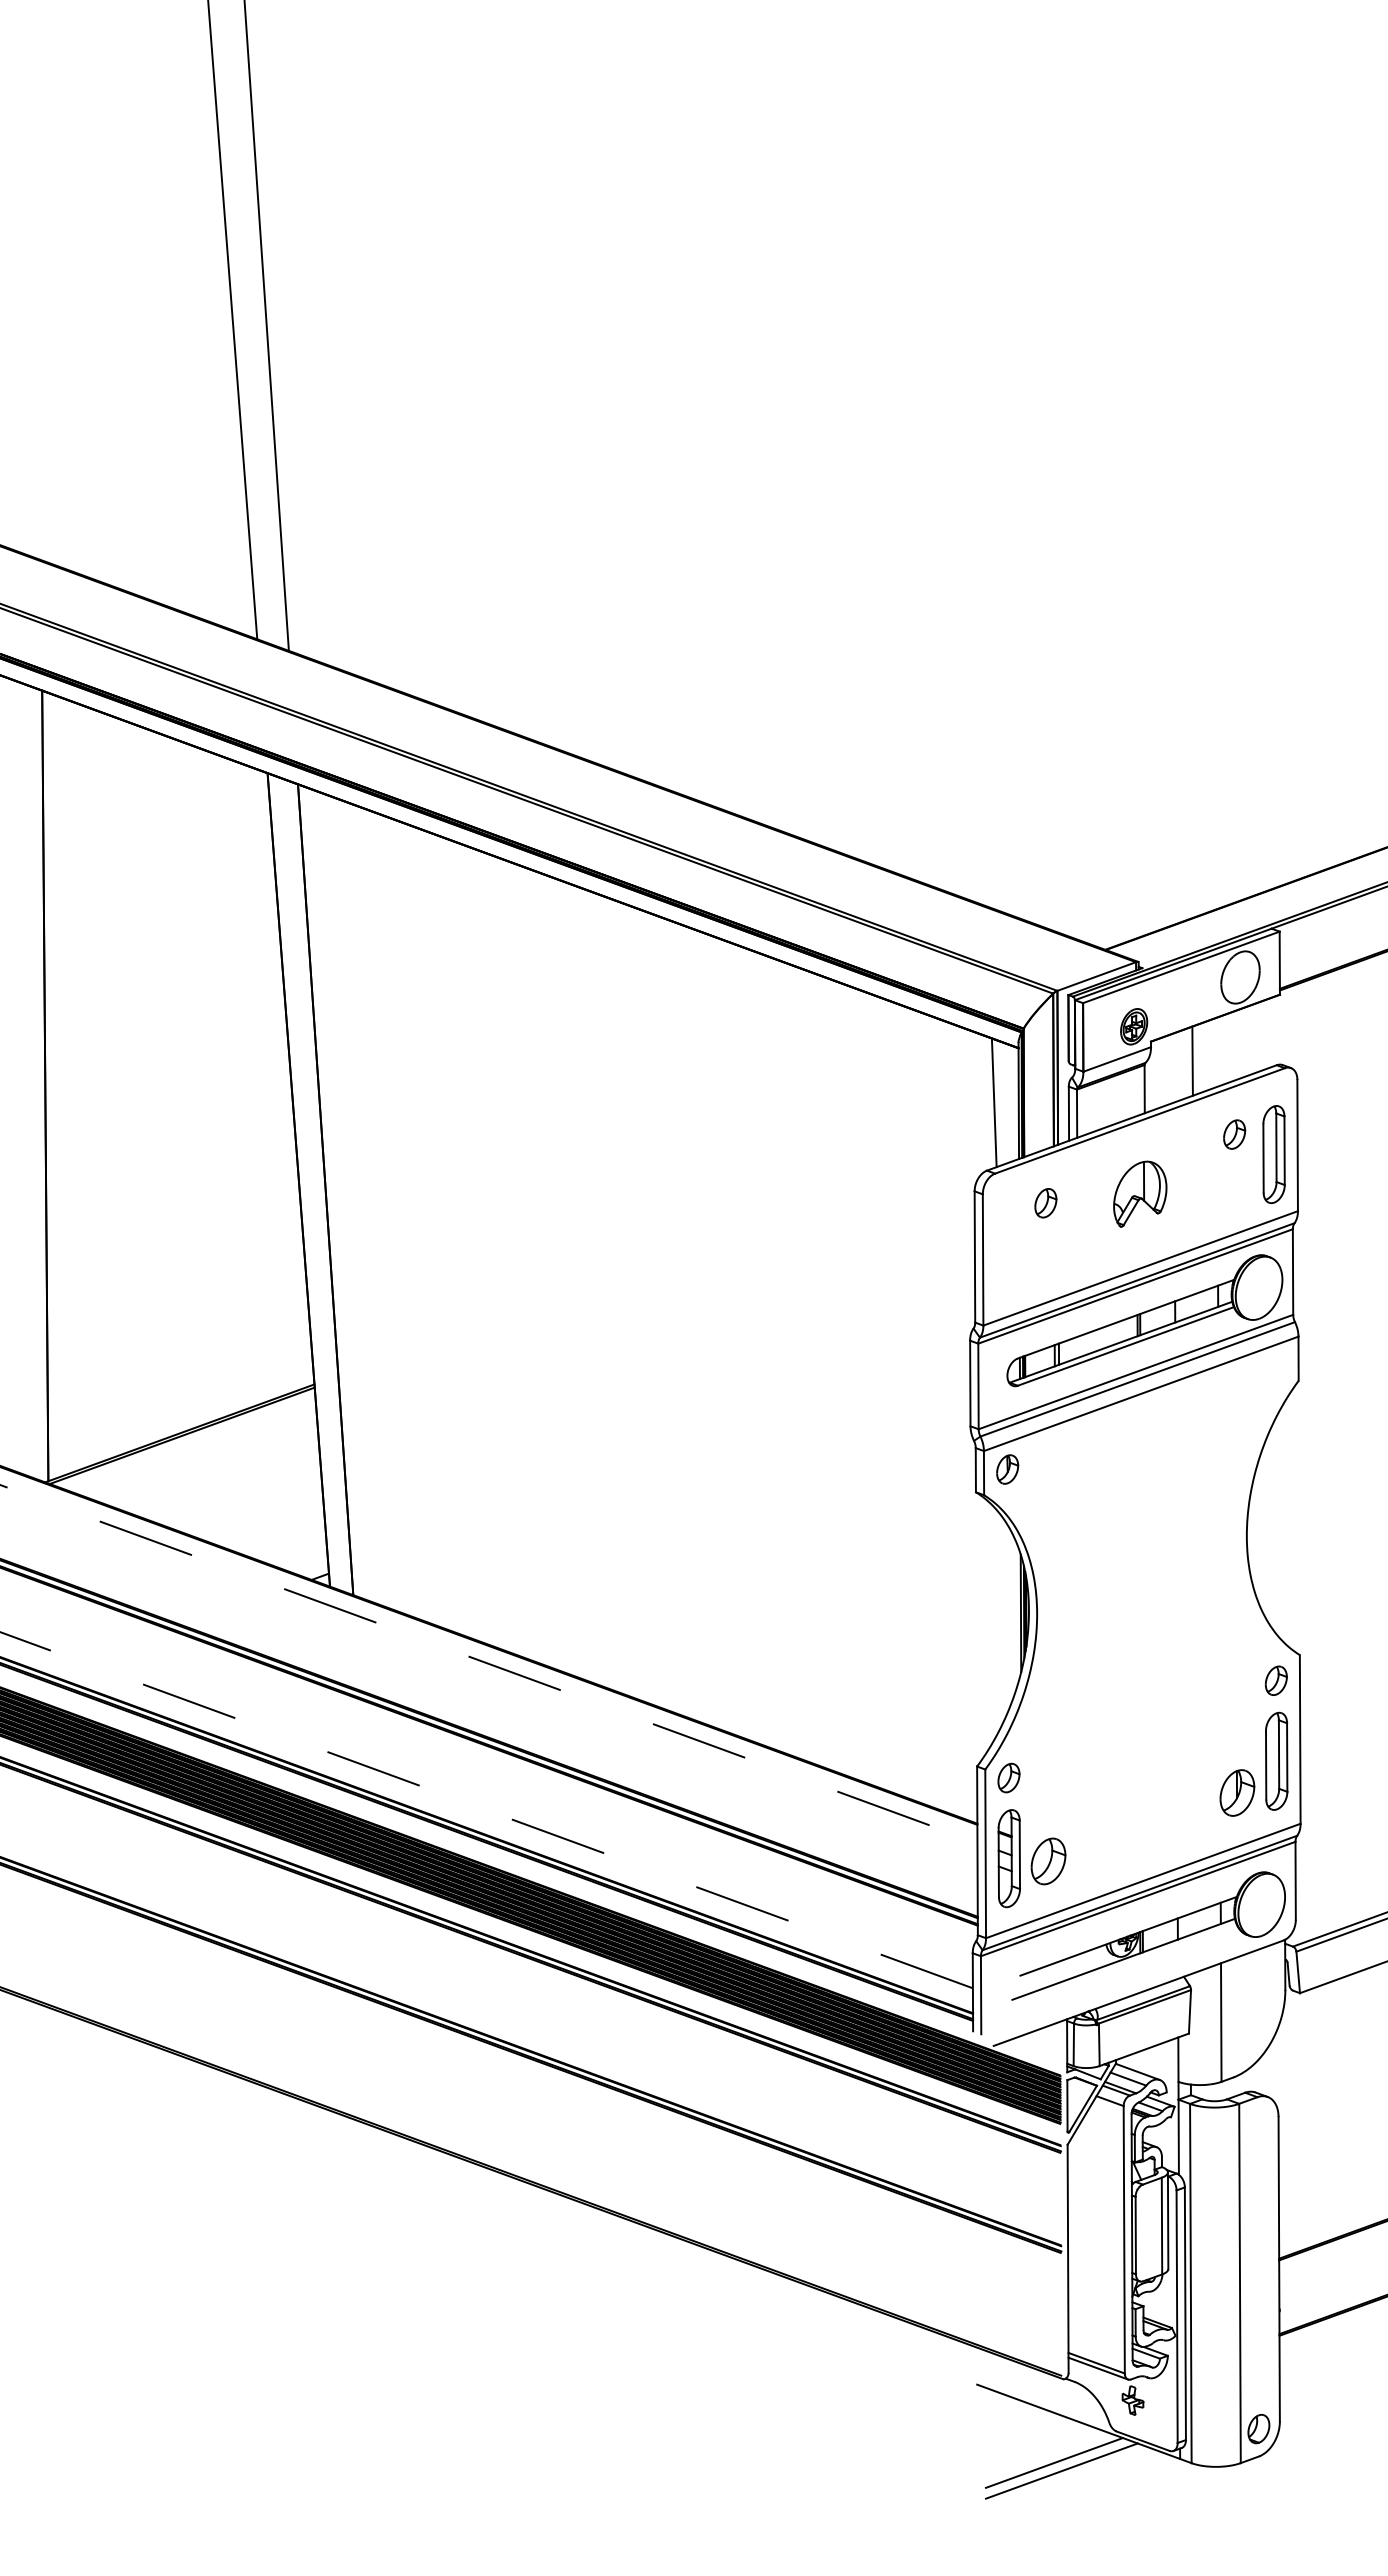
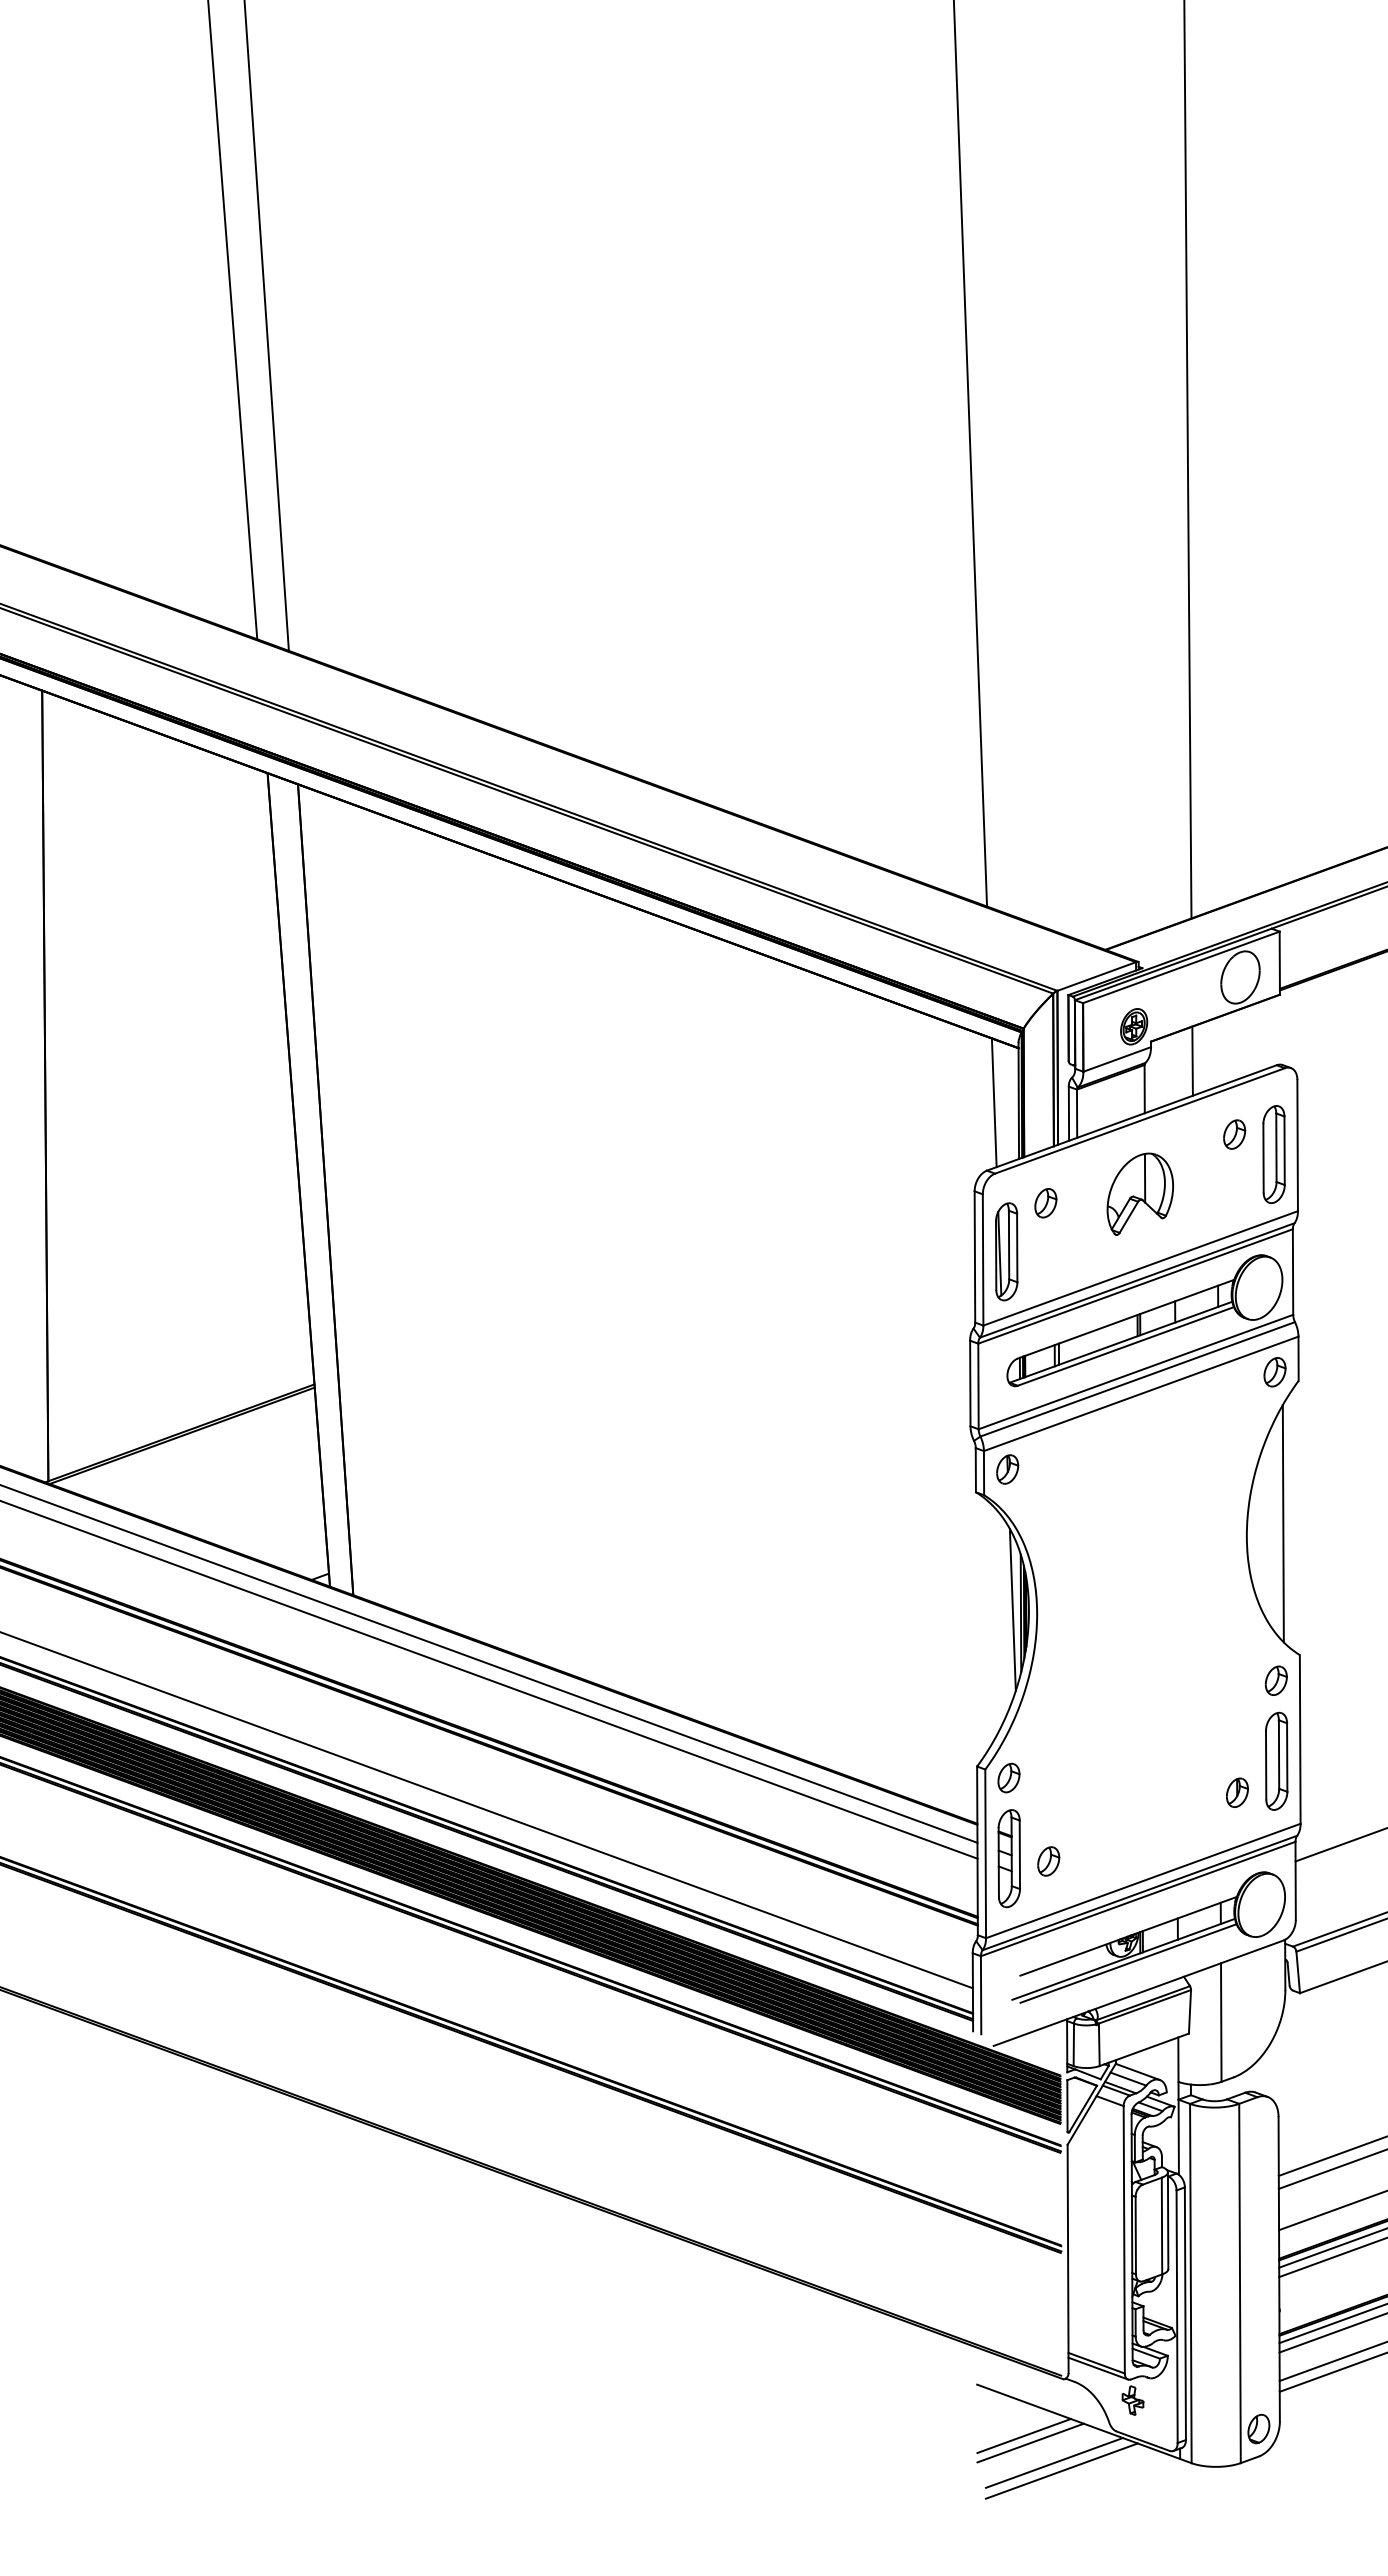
line: none -> present (970, 454)
line: none -> present (1187, 460)
part size: 55x68 px -> 68x84 px (1139, 1193)
part: none -> present (1006, 1251)
part: none -> present (1274, 1372)
line: none -> present (1282, 1523)
line: none -> present (1012, 1609)
line: dashed -> solid (489, 1664)
line: none -> present (489, 1679)
part size: 37x48 px -> 23x31 px (1237, 1792)
line: dashed -> solid (486, 1810)
line: none -> present (1339, 1844)
part size: 37x49 px -> 24x31 px (1048, 1861)
line: none -> present (1128, 1963)
line: none -> present (1331, 2156)
line: none -> present (1331, 2169)
line: none -> present (1331, 2210)
line: none -> present (1331, 2248)
line: none -> present (1331, 2257)
line: none -> present (1331, 2323)
line: none -> present (1331, 2333)
line: none -> present (1331, 2361)
line: none -> present (1331, 2372)
line: none -> present (1023, 2436)
line: none -> present (1030, 2442)
